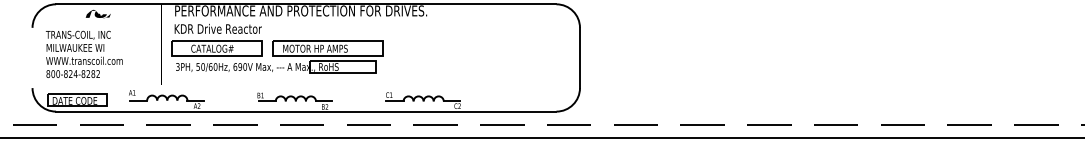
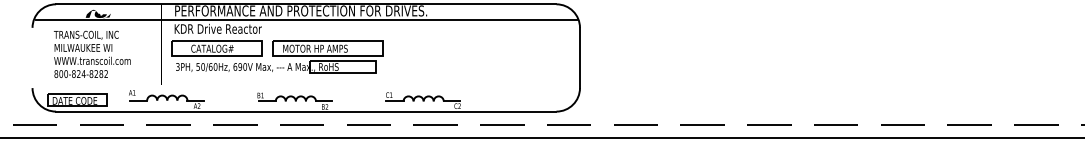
line: none -> present (306, 19)
text position: (84, 53) -> (92, 53) (92, 53)
